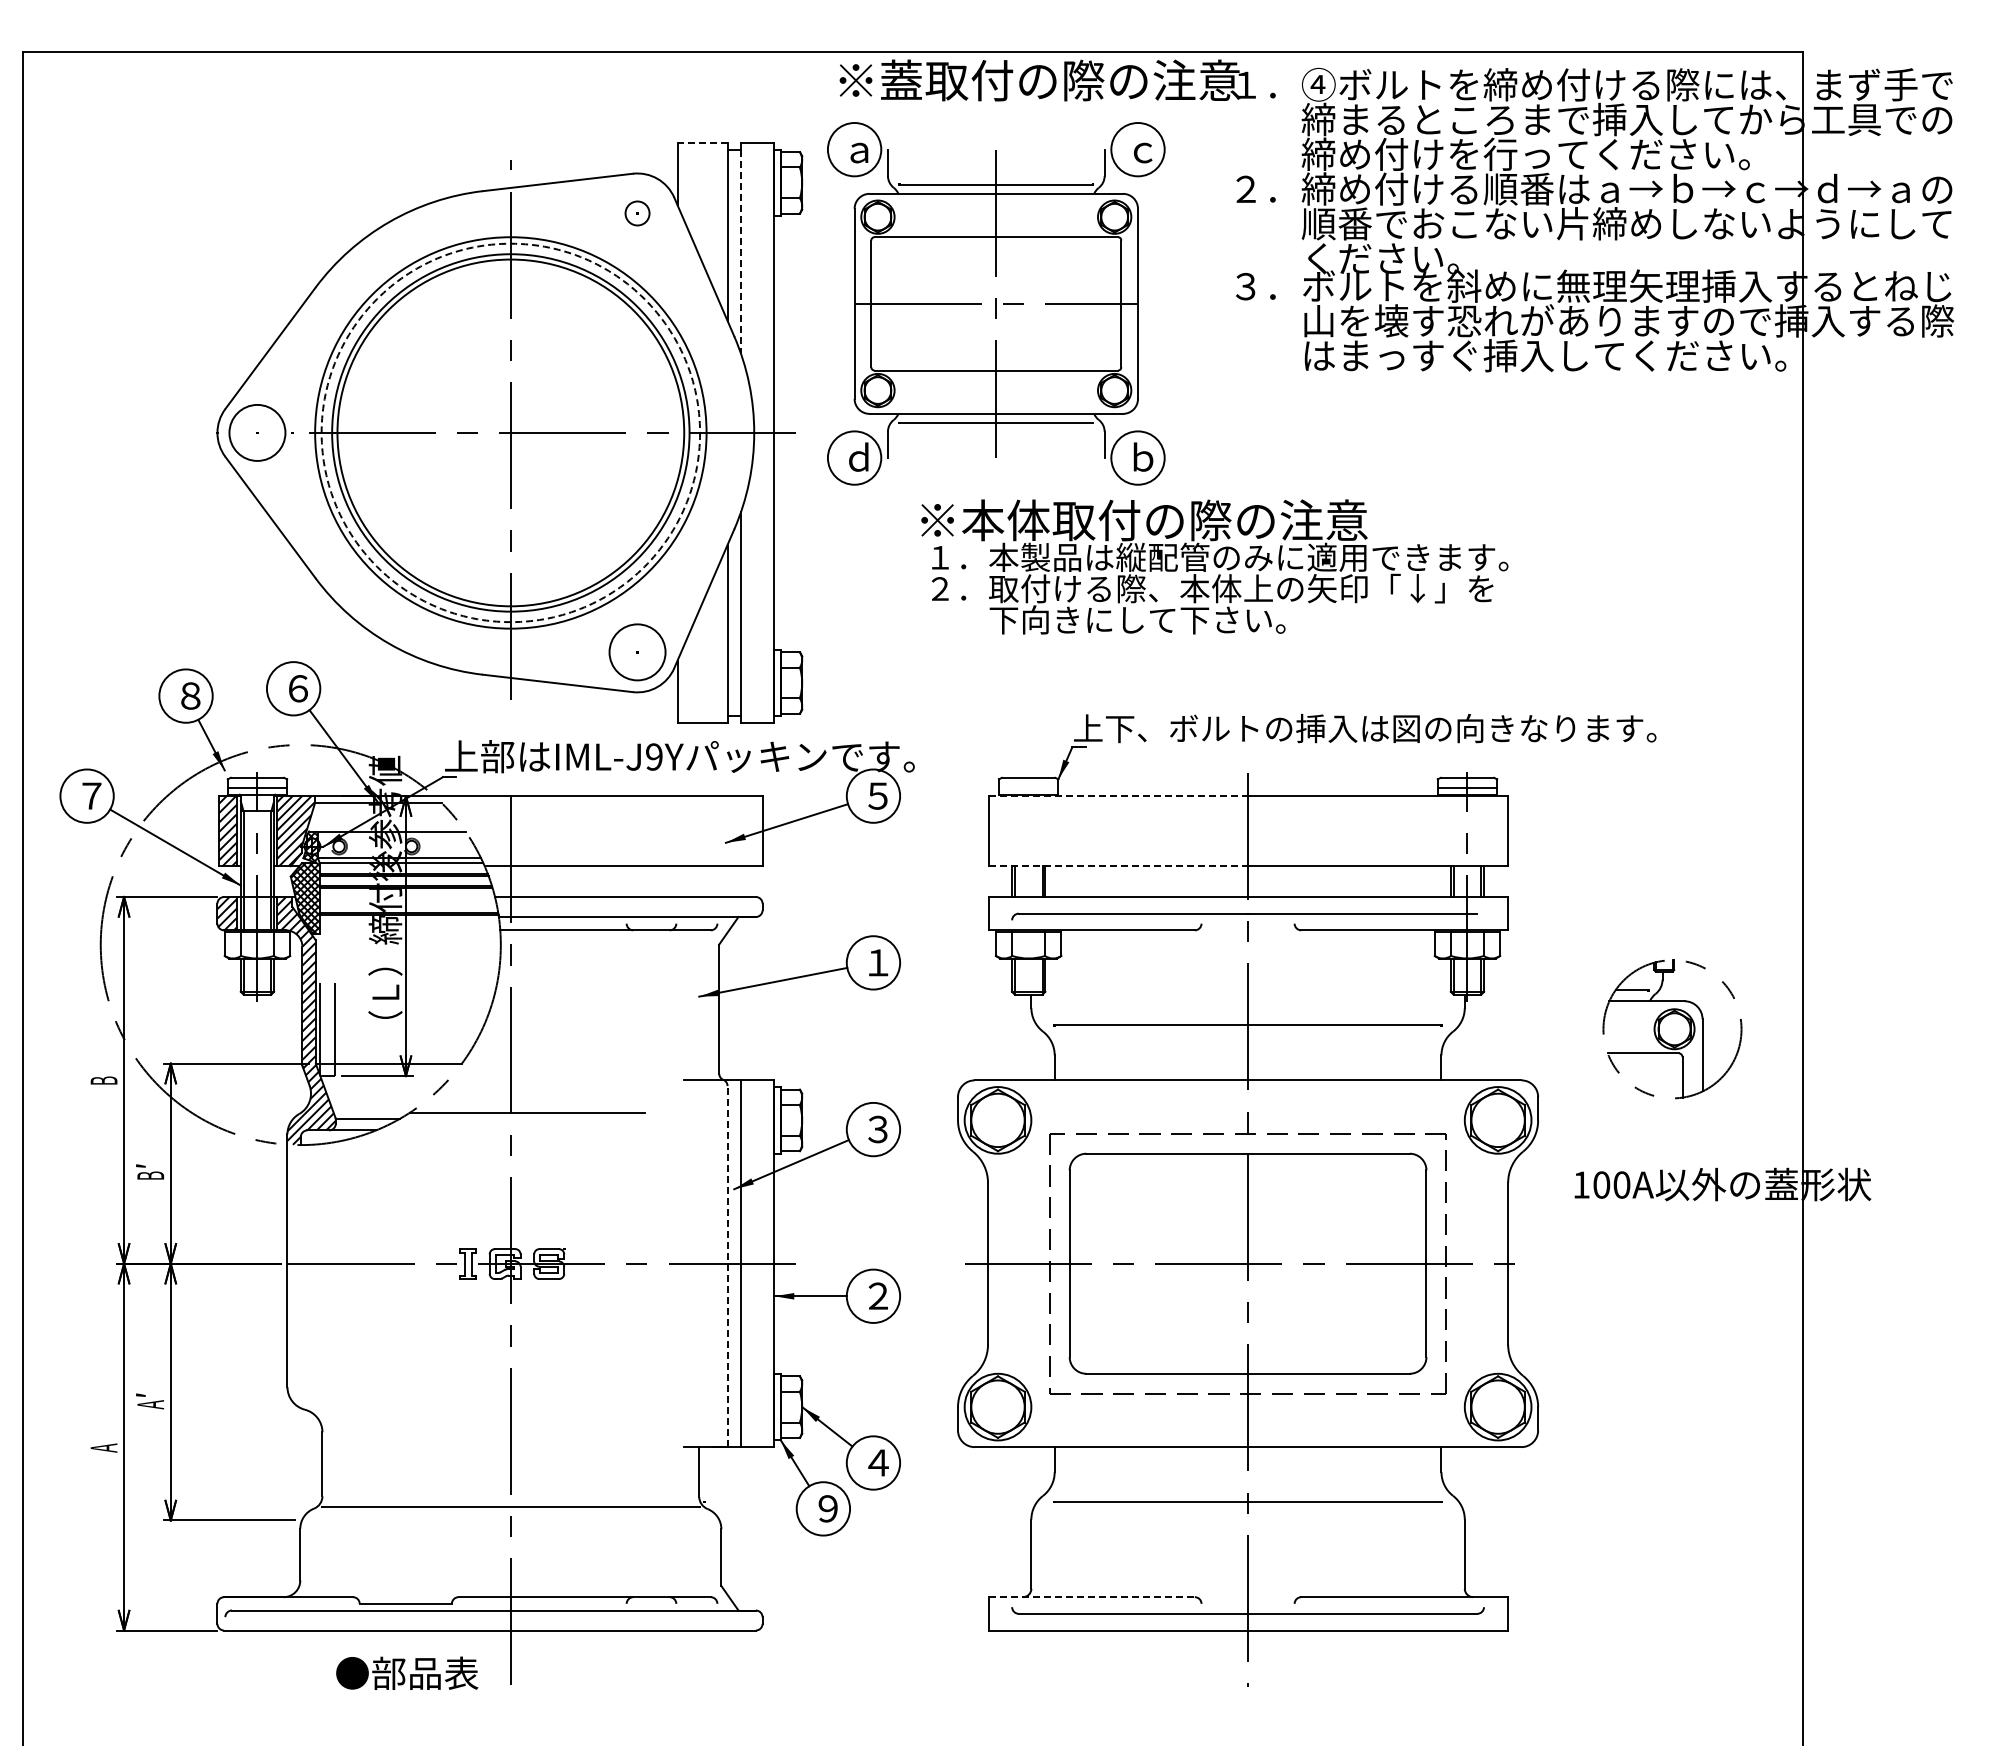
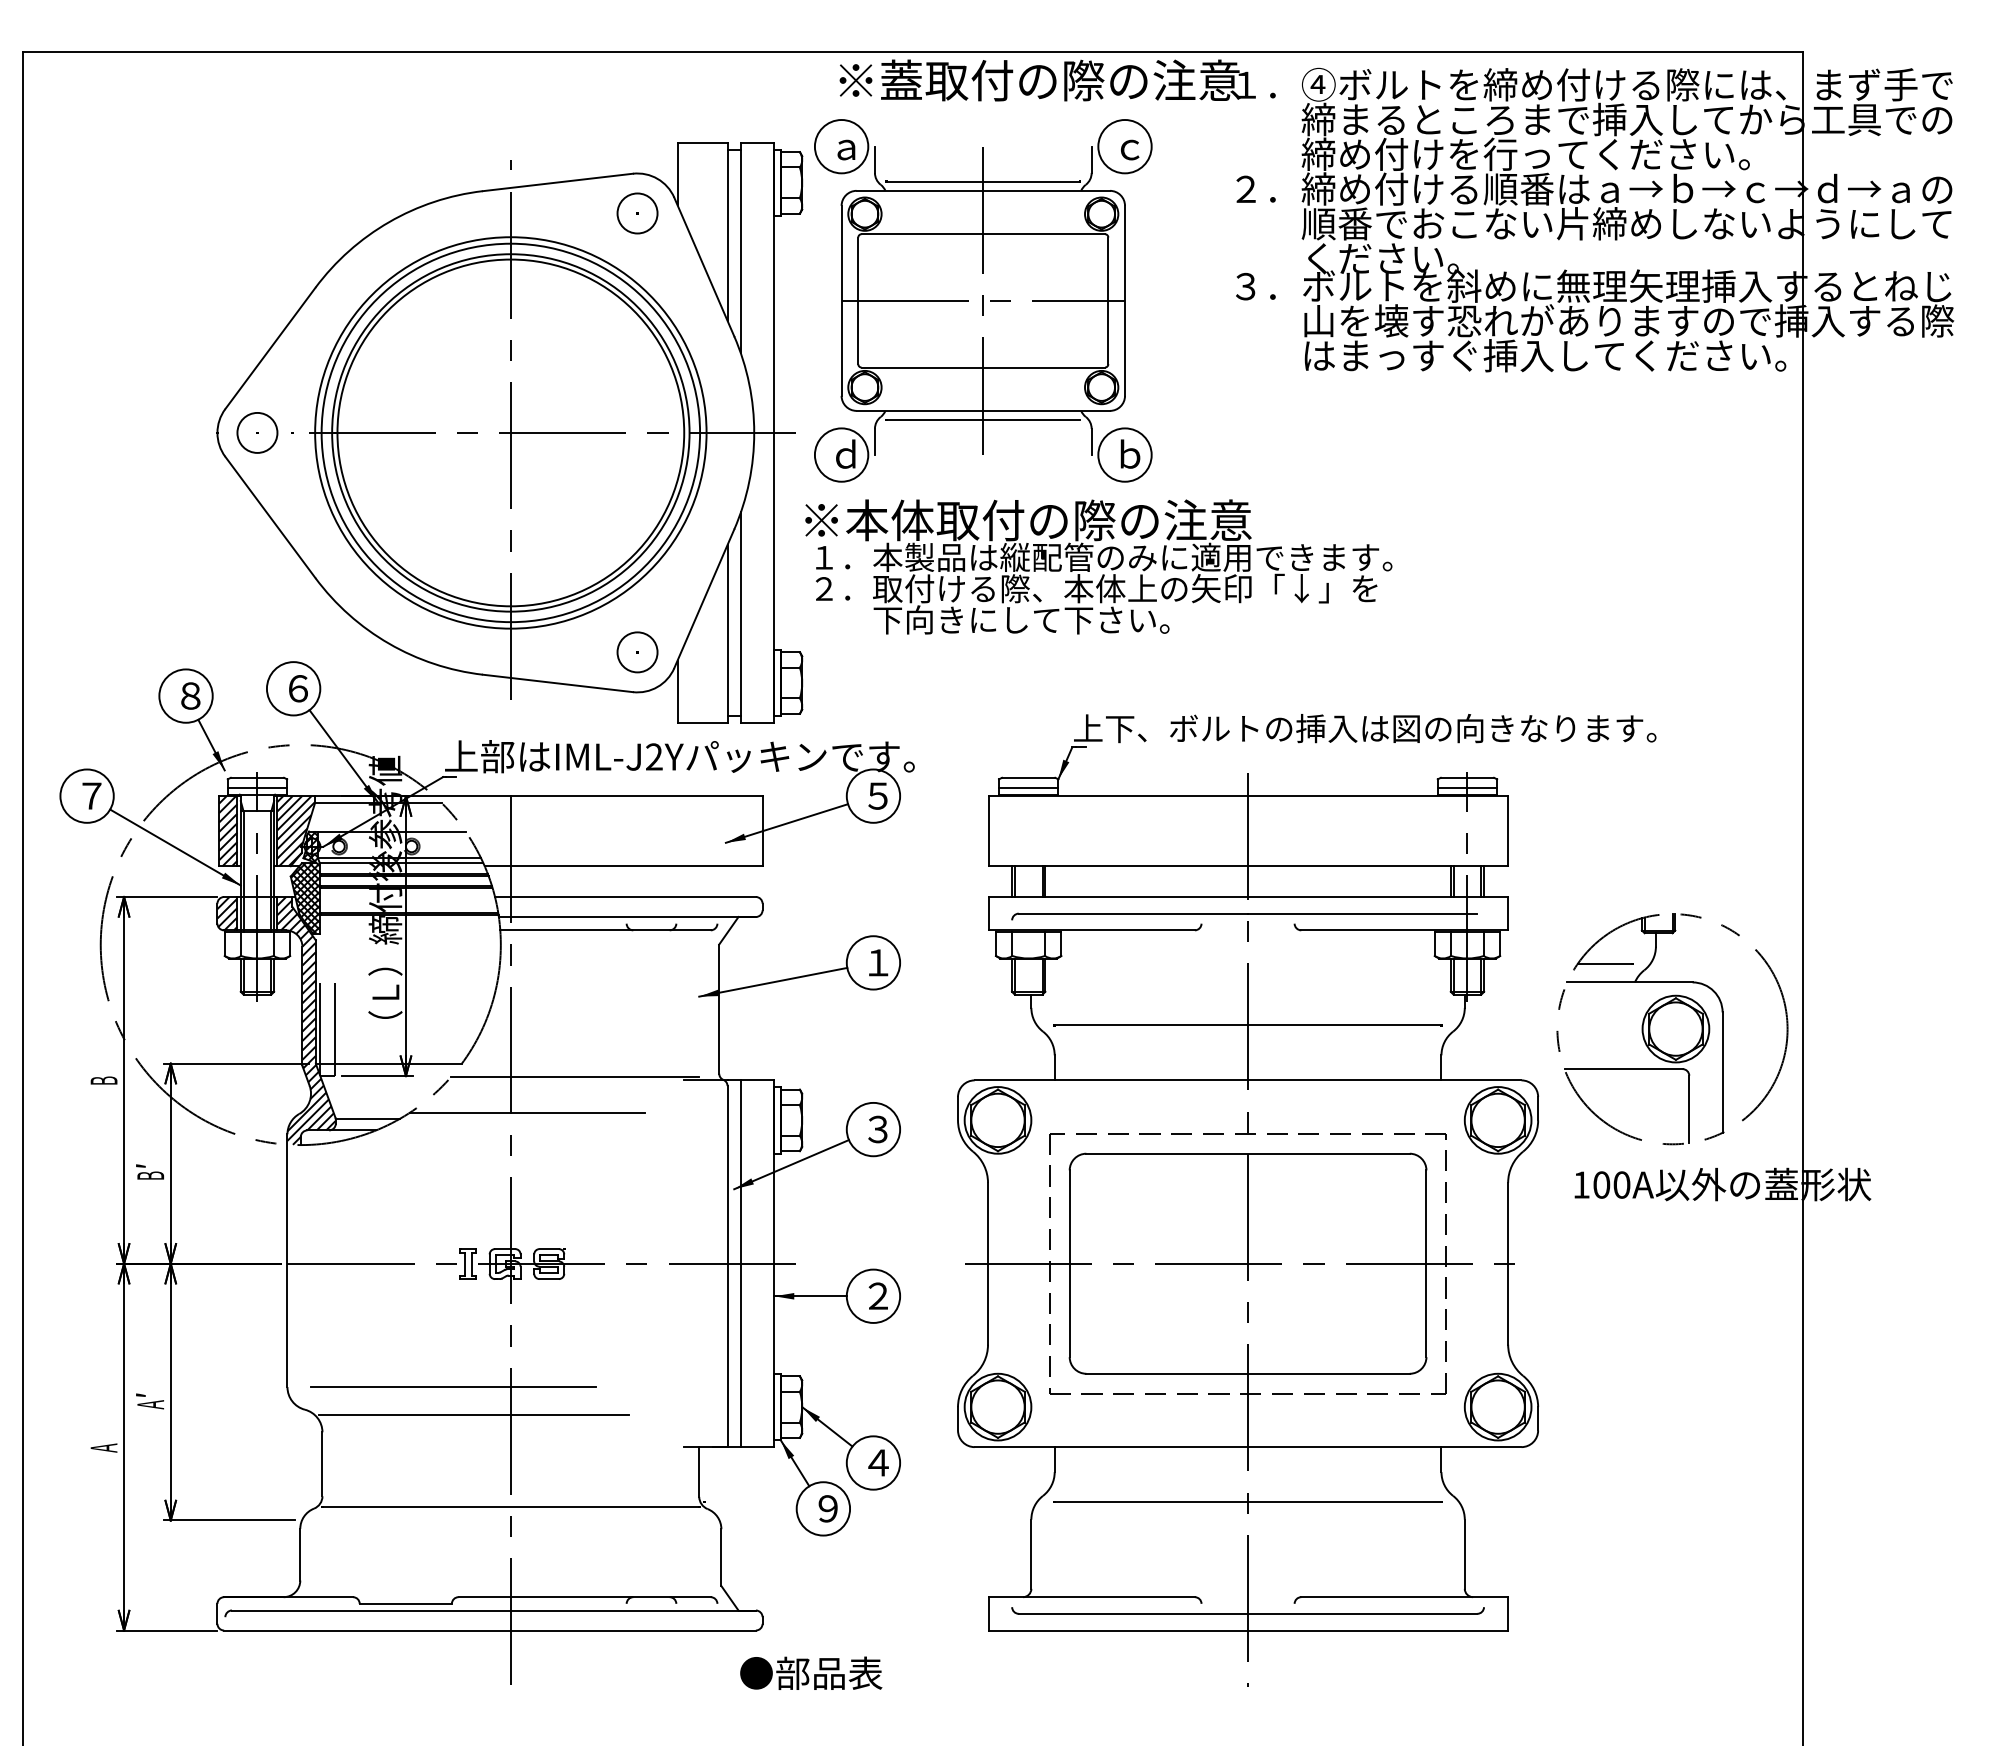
line: dashed -> solid (702, 142)
circle diameter: 24 px -> 40 px (637, 213)
line: dashed -> solid (740, 251)
part position: (996, 303) -> (983, 300) (983, 300)
circle diameter: 56 px -> 40 px (257, 432)
circle: dashed -> solid (510, 432)
text position: (1214, 566) -> (1098, 566) (1098, 566)
circle diameter: 56 px -> 40 px (637, 652)
text: IML-J9Y -> IML-J2Y (654, 756)
line: none -> present (1028, 787)
line: dashed -> solid (1118, 796)
line: dashed -> solid (1118, 866)
part size: 141x141 px -> 233x233 px (1672, 1029)
line: none -> present (575, 1077)
line: dashed -> solid (727, 1266)
line: none -> present (452, 1387)
line: none -> present (473, 1414)
line: dashed -> solid (1092, 1597)
text position: (407, 1672) -> (811, 1672) (811, 1672)
